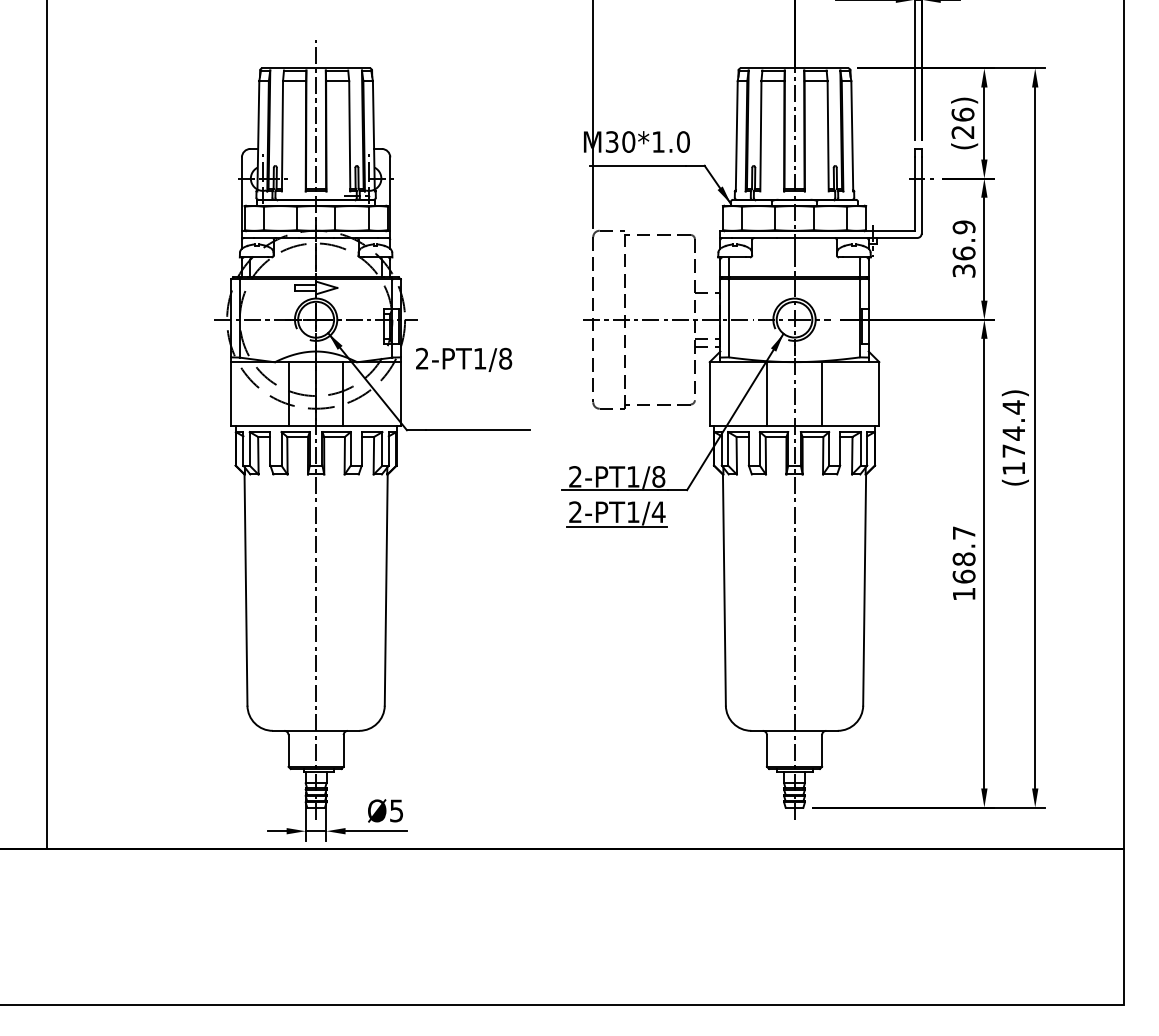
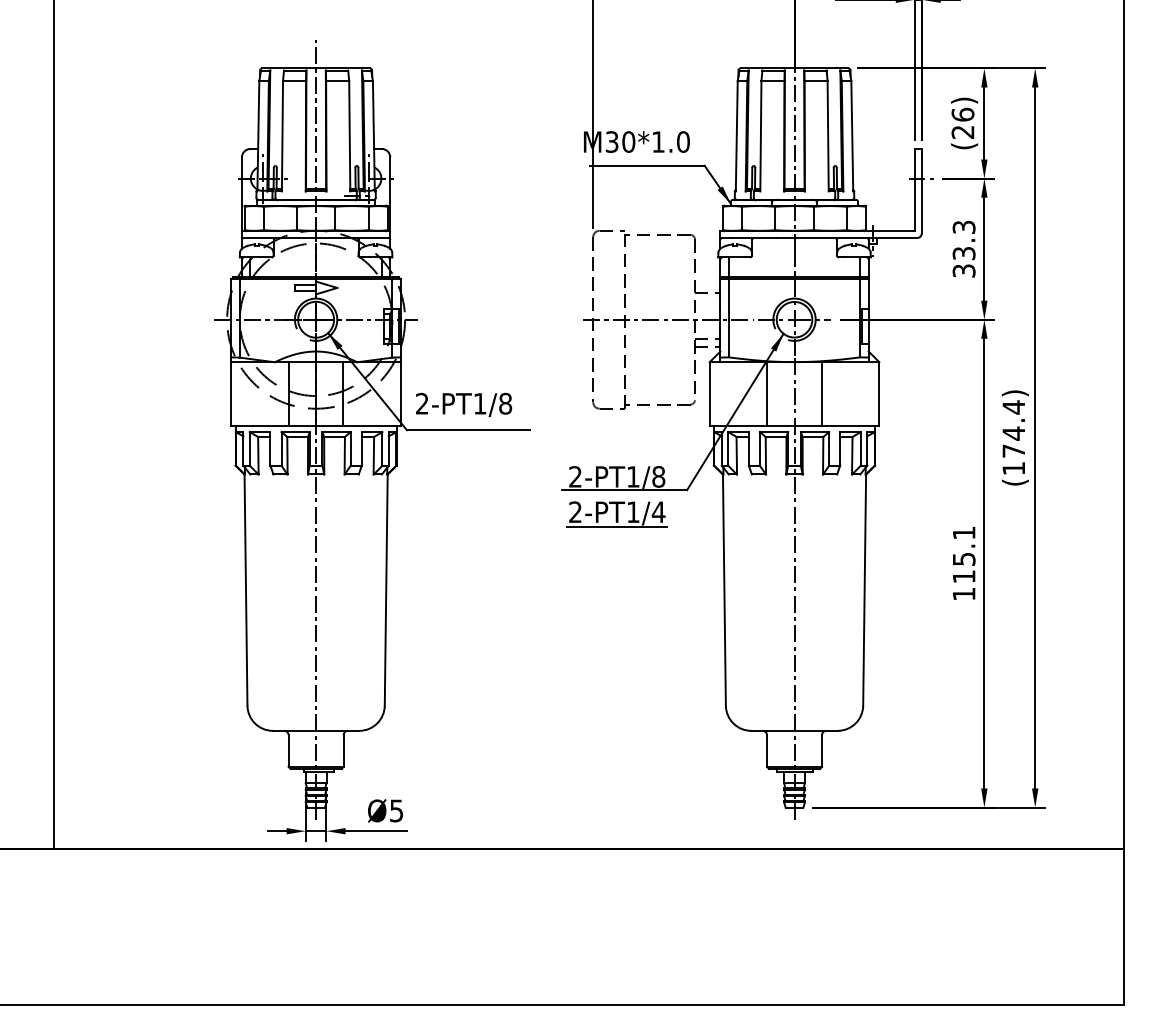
text: 36.9 -> 33.3 (963, 240)
text position: (464, 359) -> (464, 404) (464, 404)
line position: (47, 425) -> (54, 425) (54, 425)
text: 168.7 -> 115.1 (963, 554)
